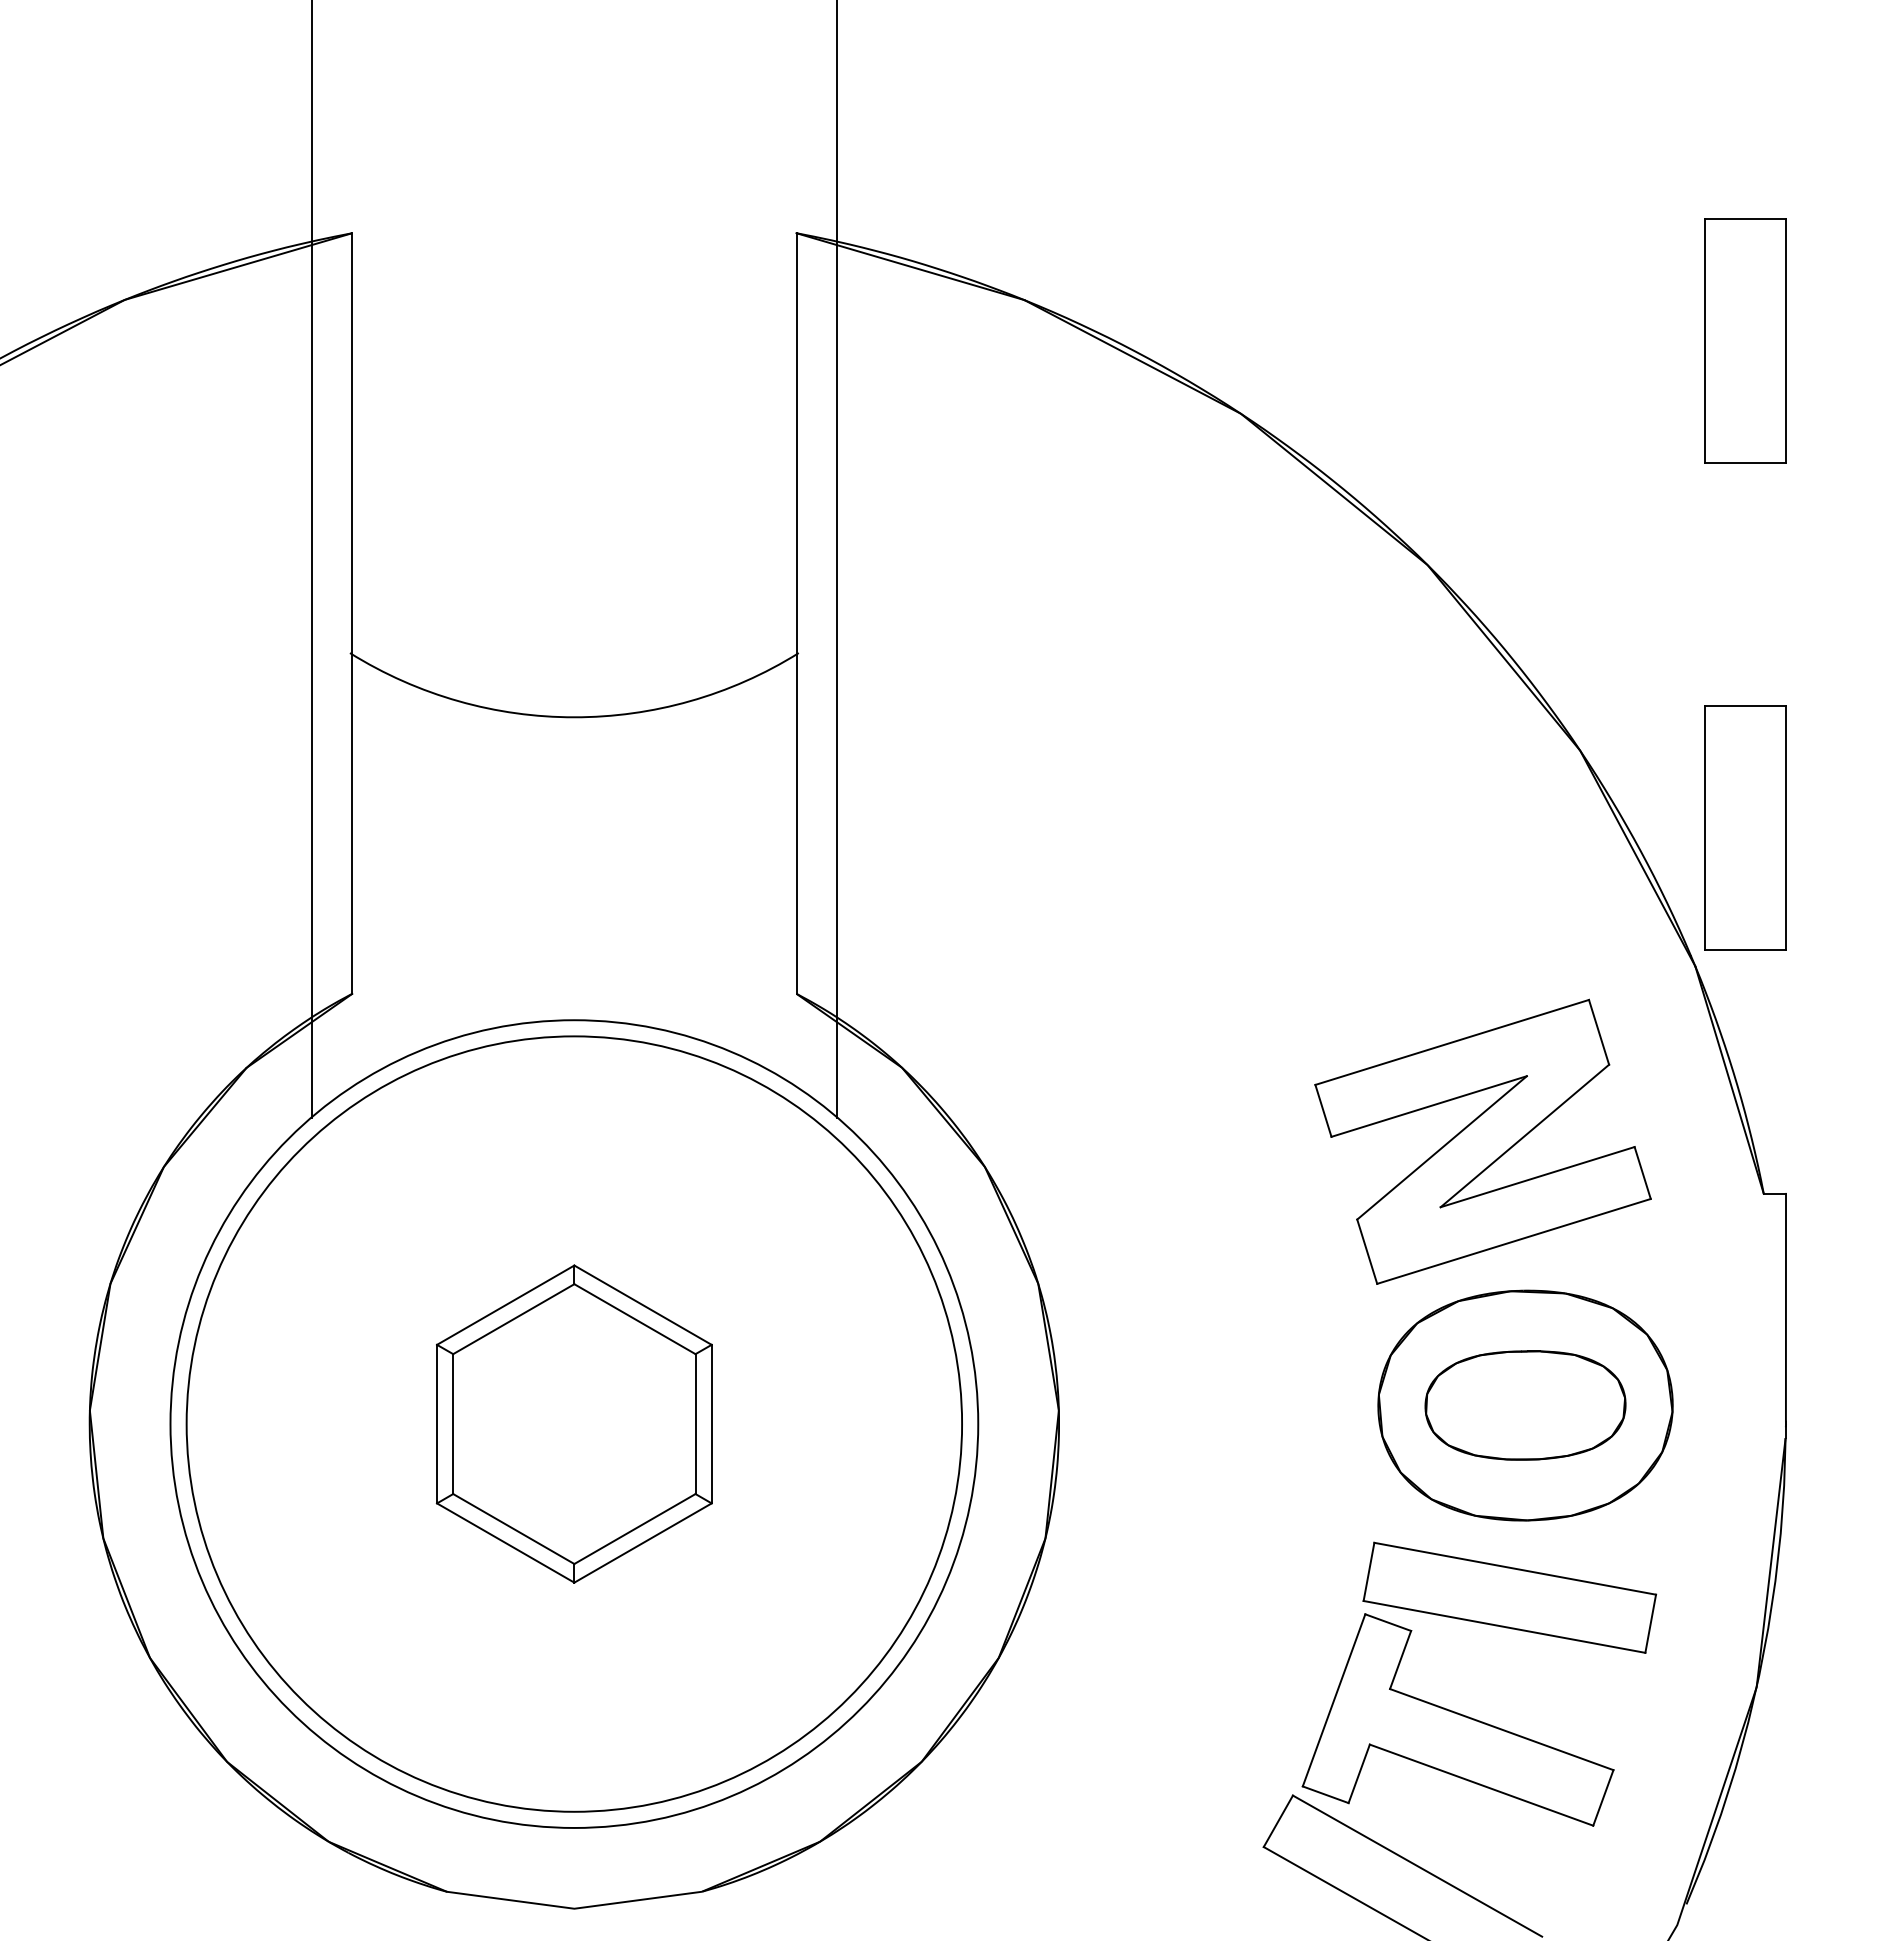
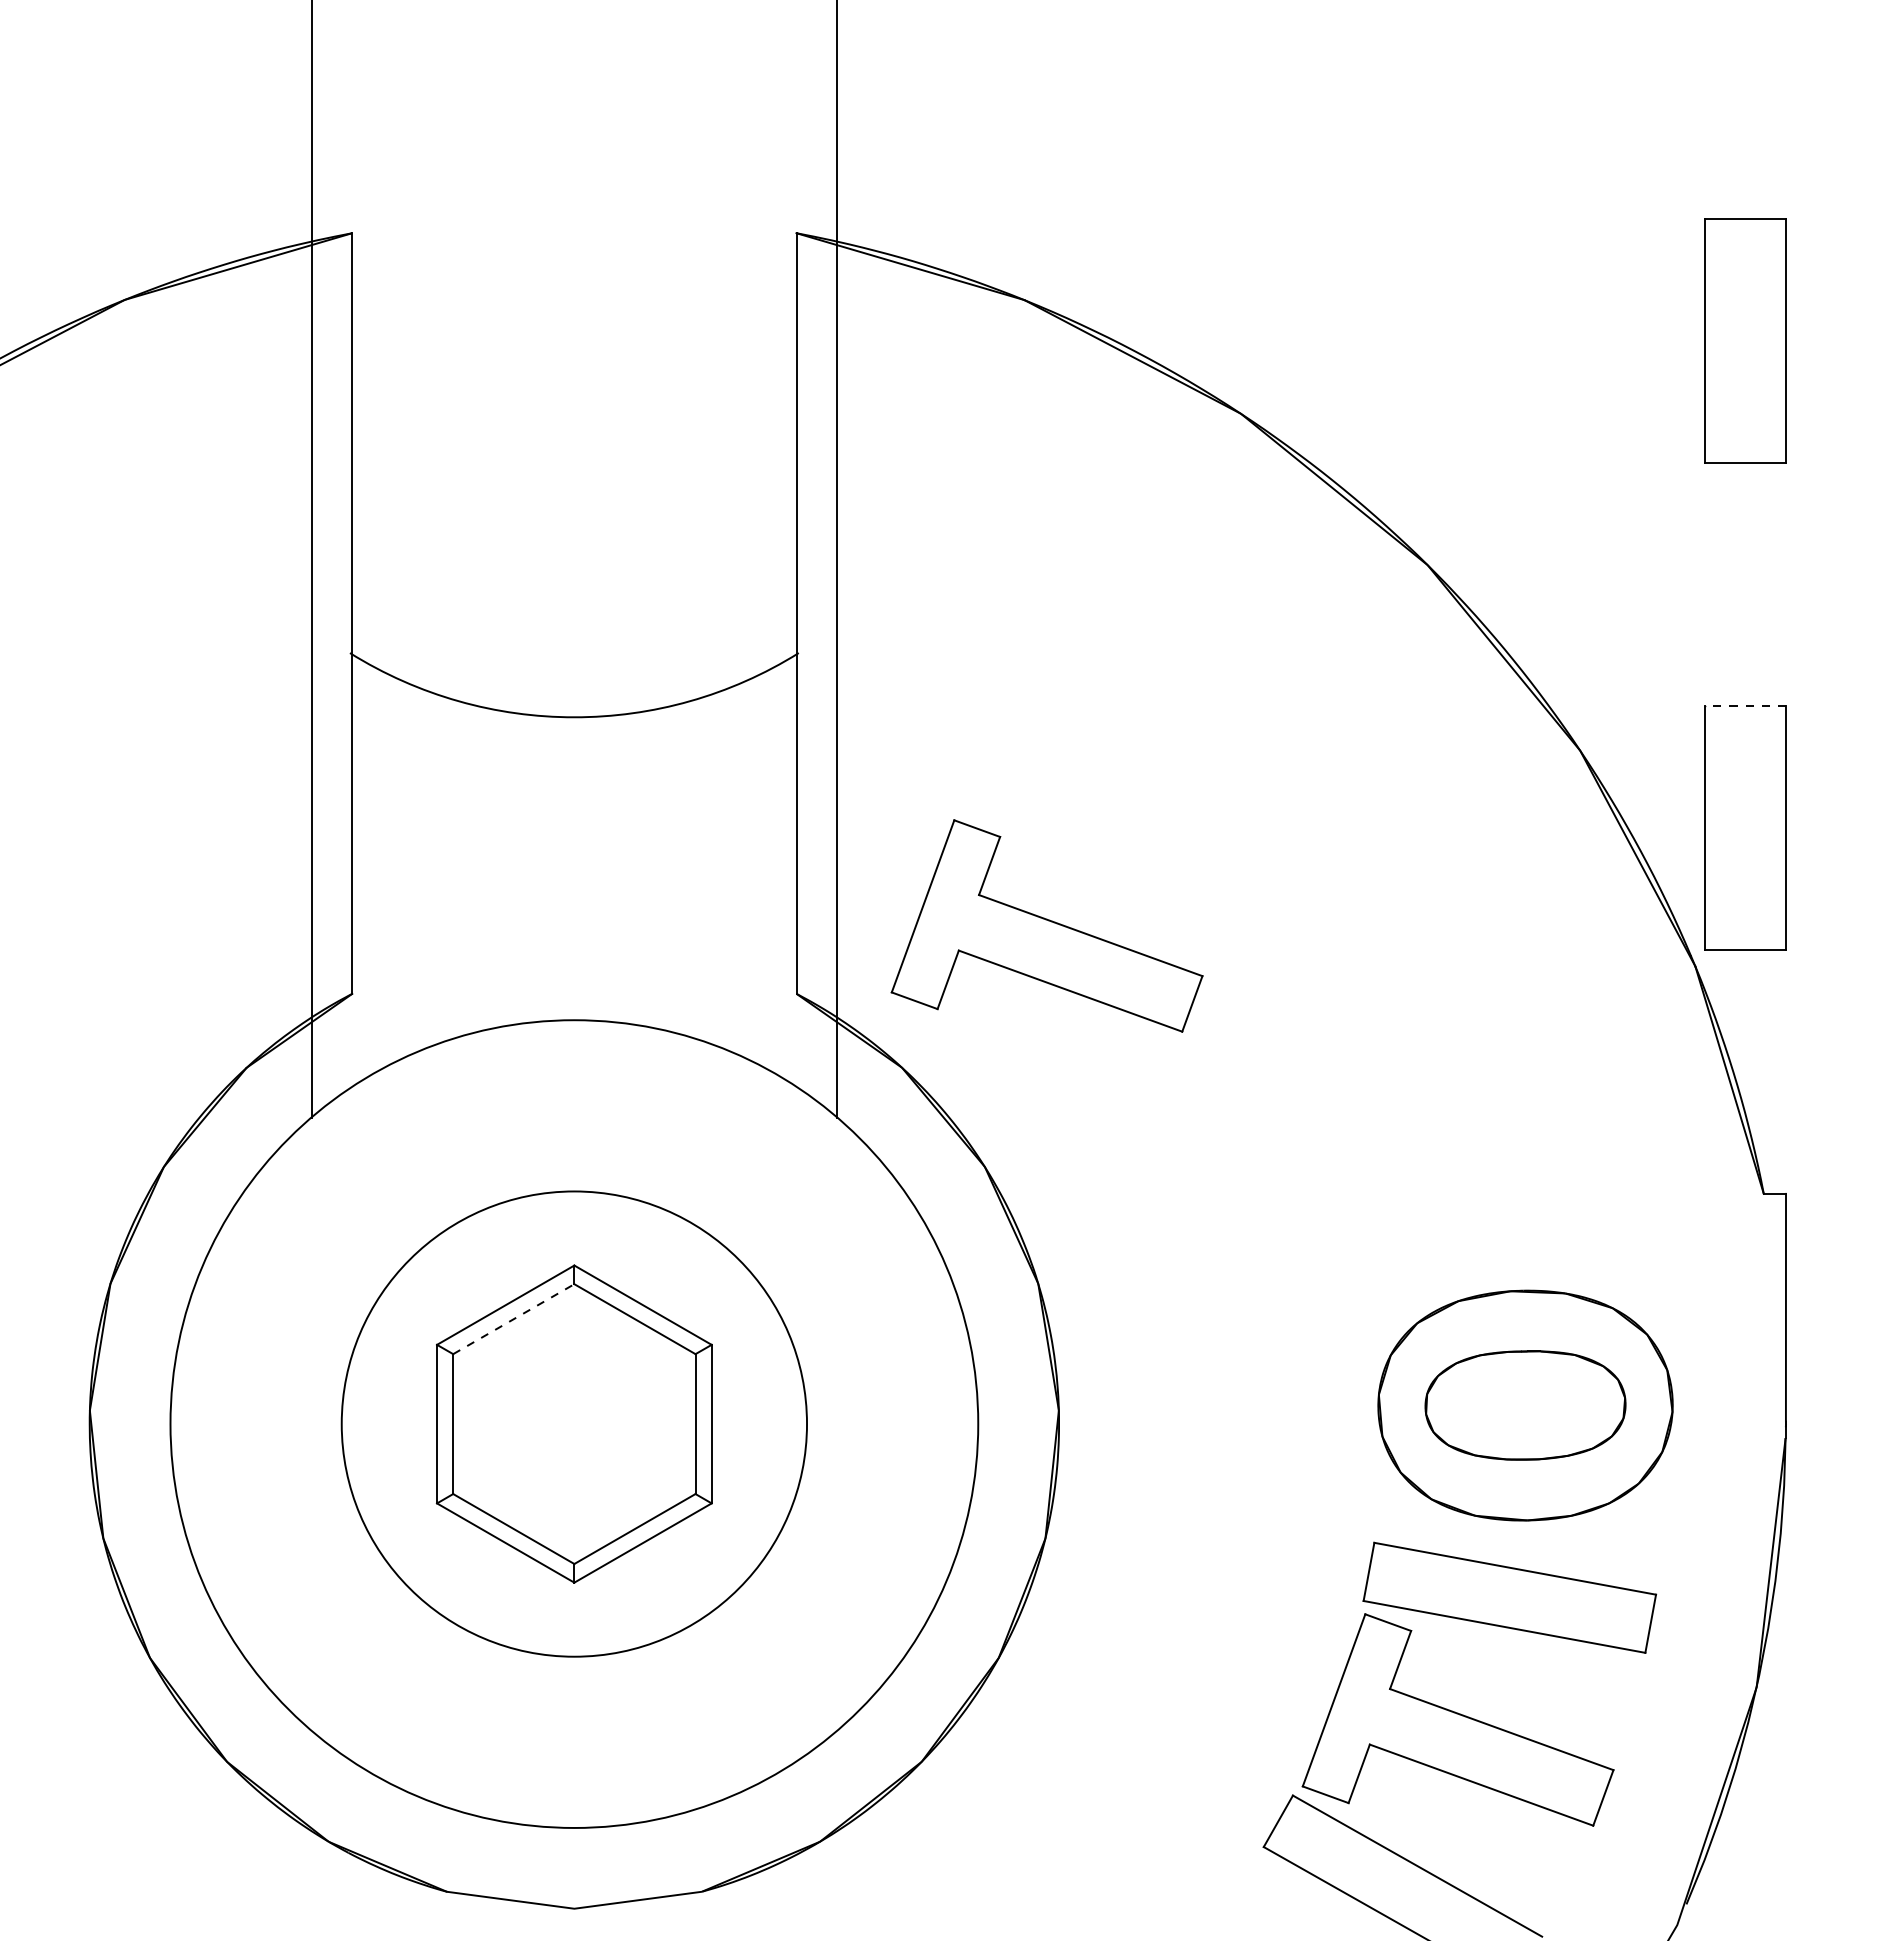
line: solid -> dashed (1745, 706)
part: none -> present (1046, 925)
part: present -> none (1482, 1141)
line: solid -> dashed (513, 1319)
circle diameter: 775 px -> 465 px (574, 1423)
